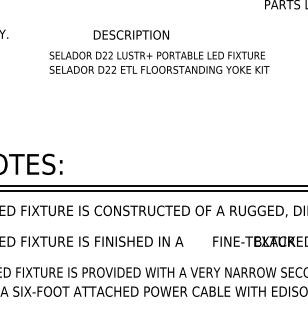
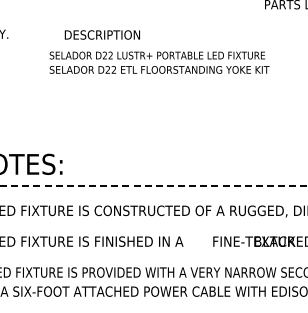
text position: (130, 34) -> (101, 34) (101, 34)
line: solid -> dashed (154, 185)
line: present -> none (153, 191)
